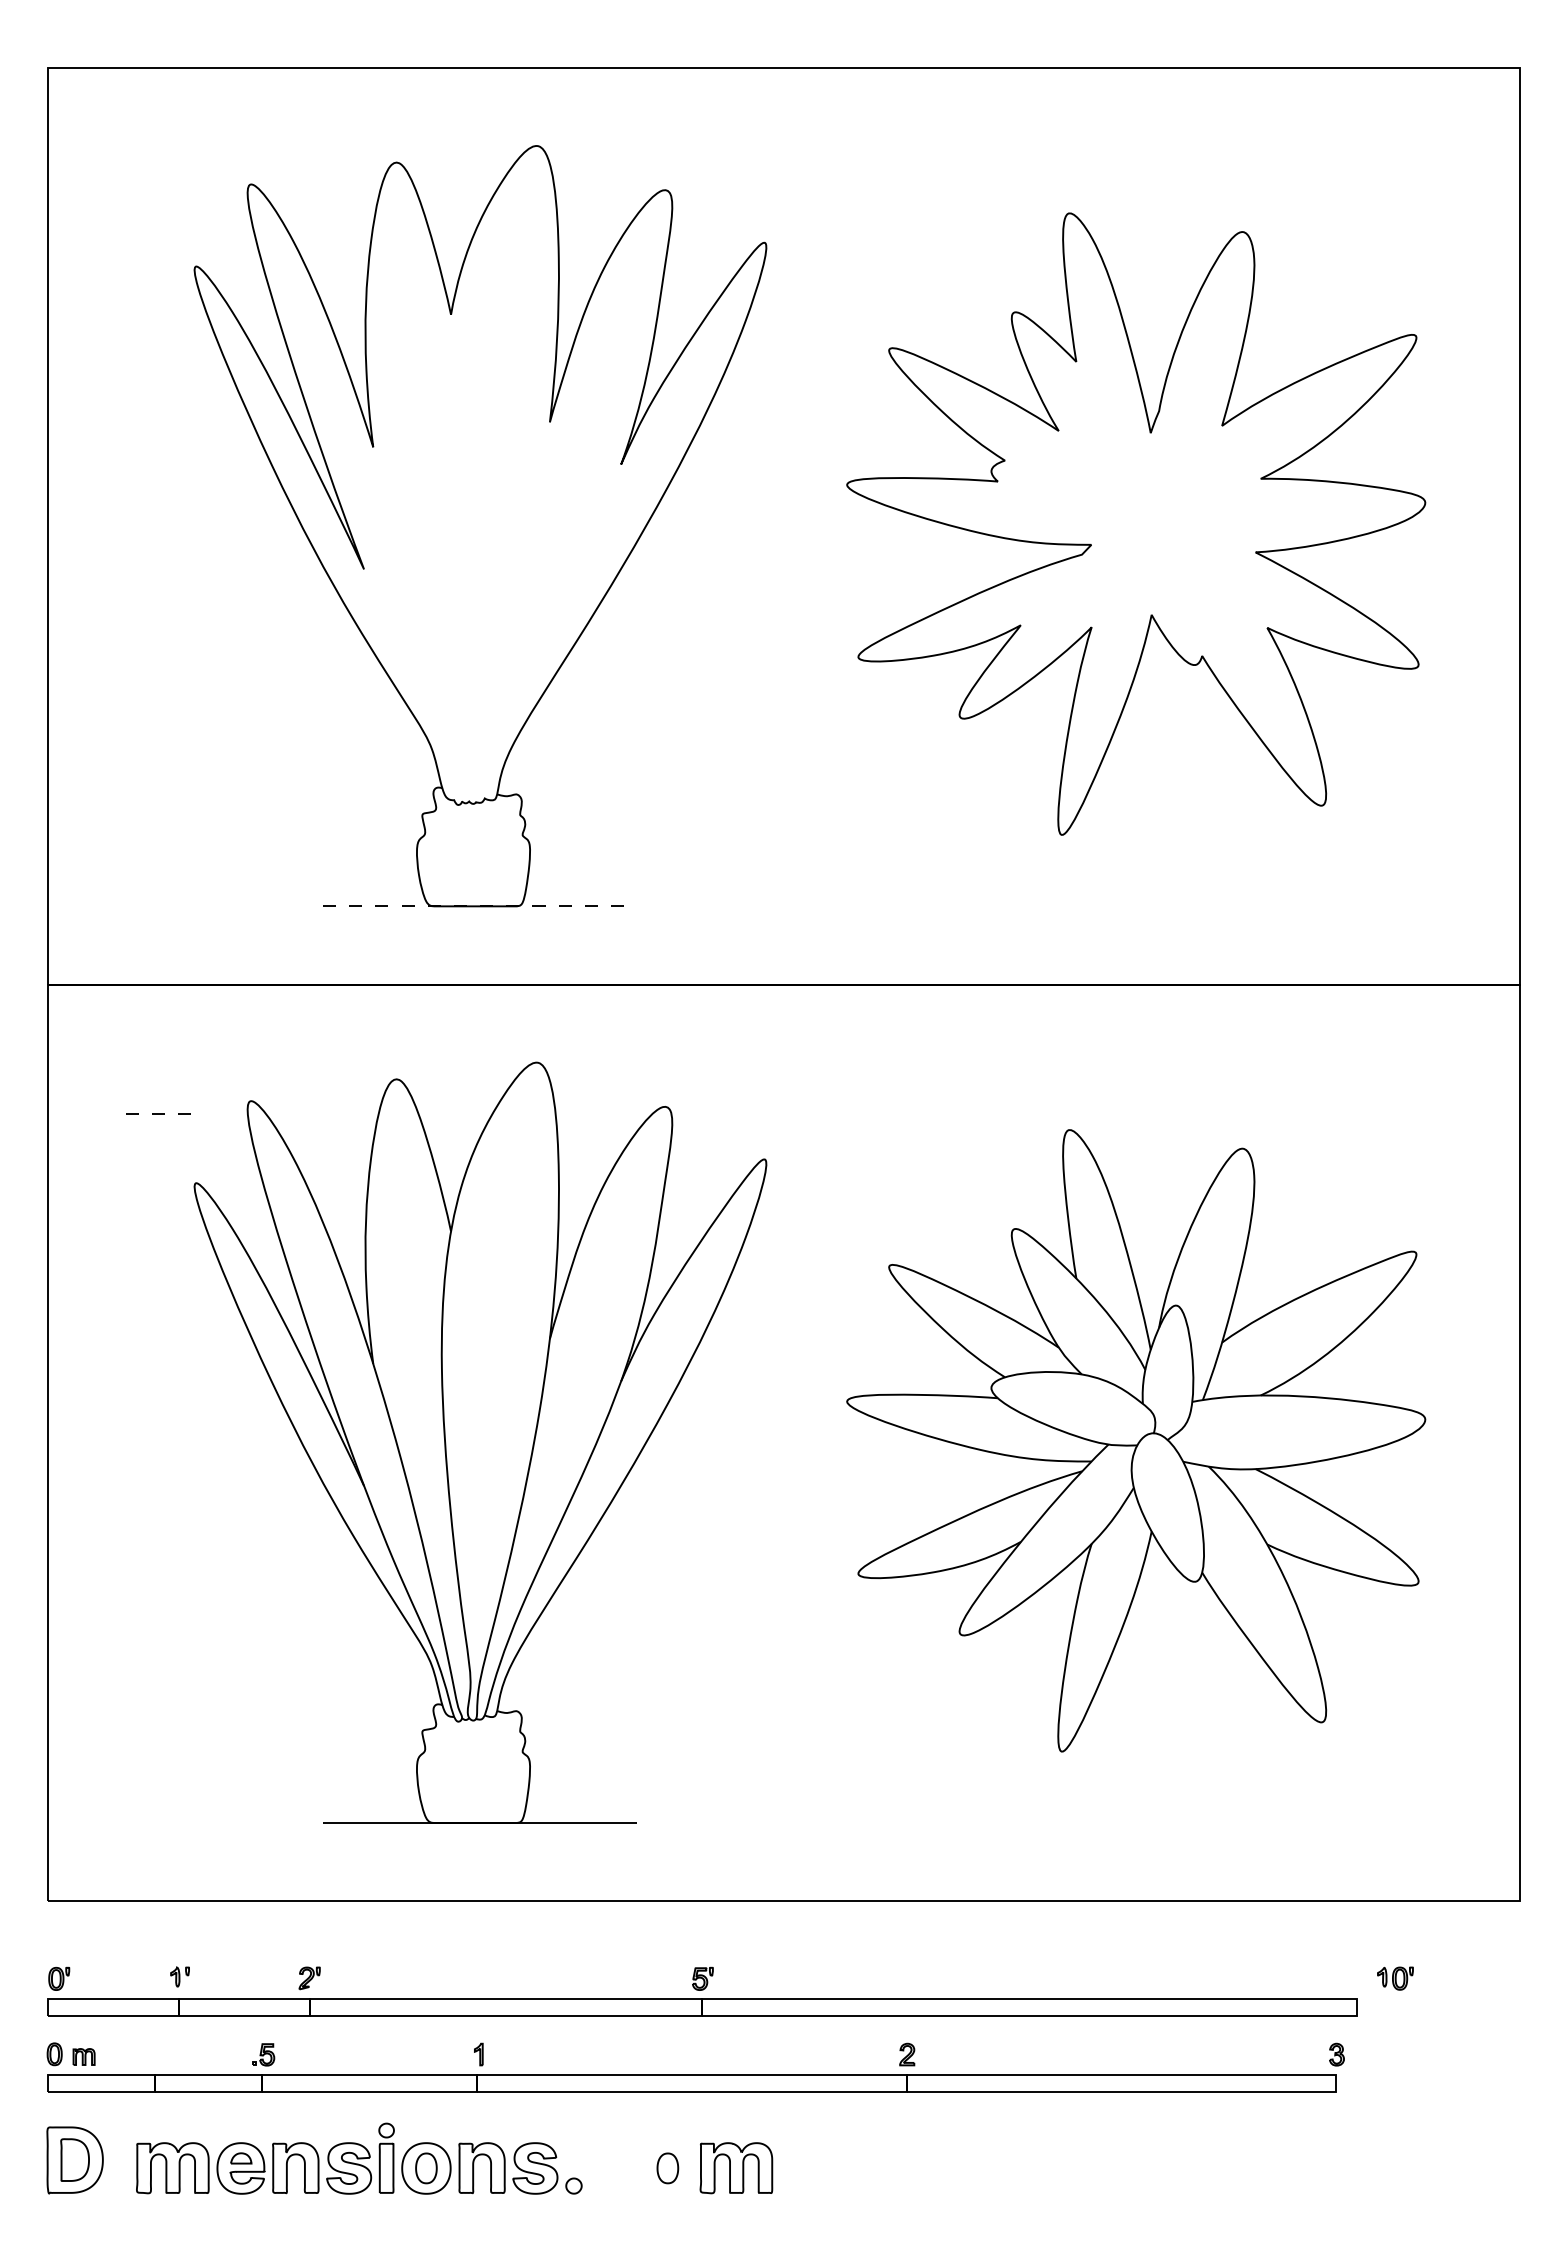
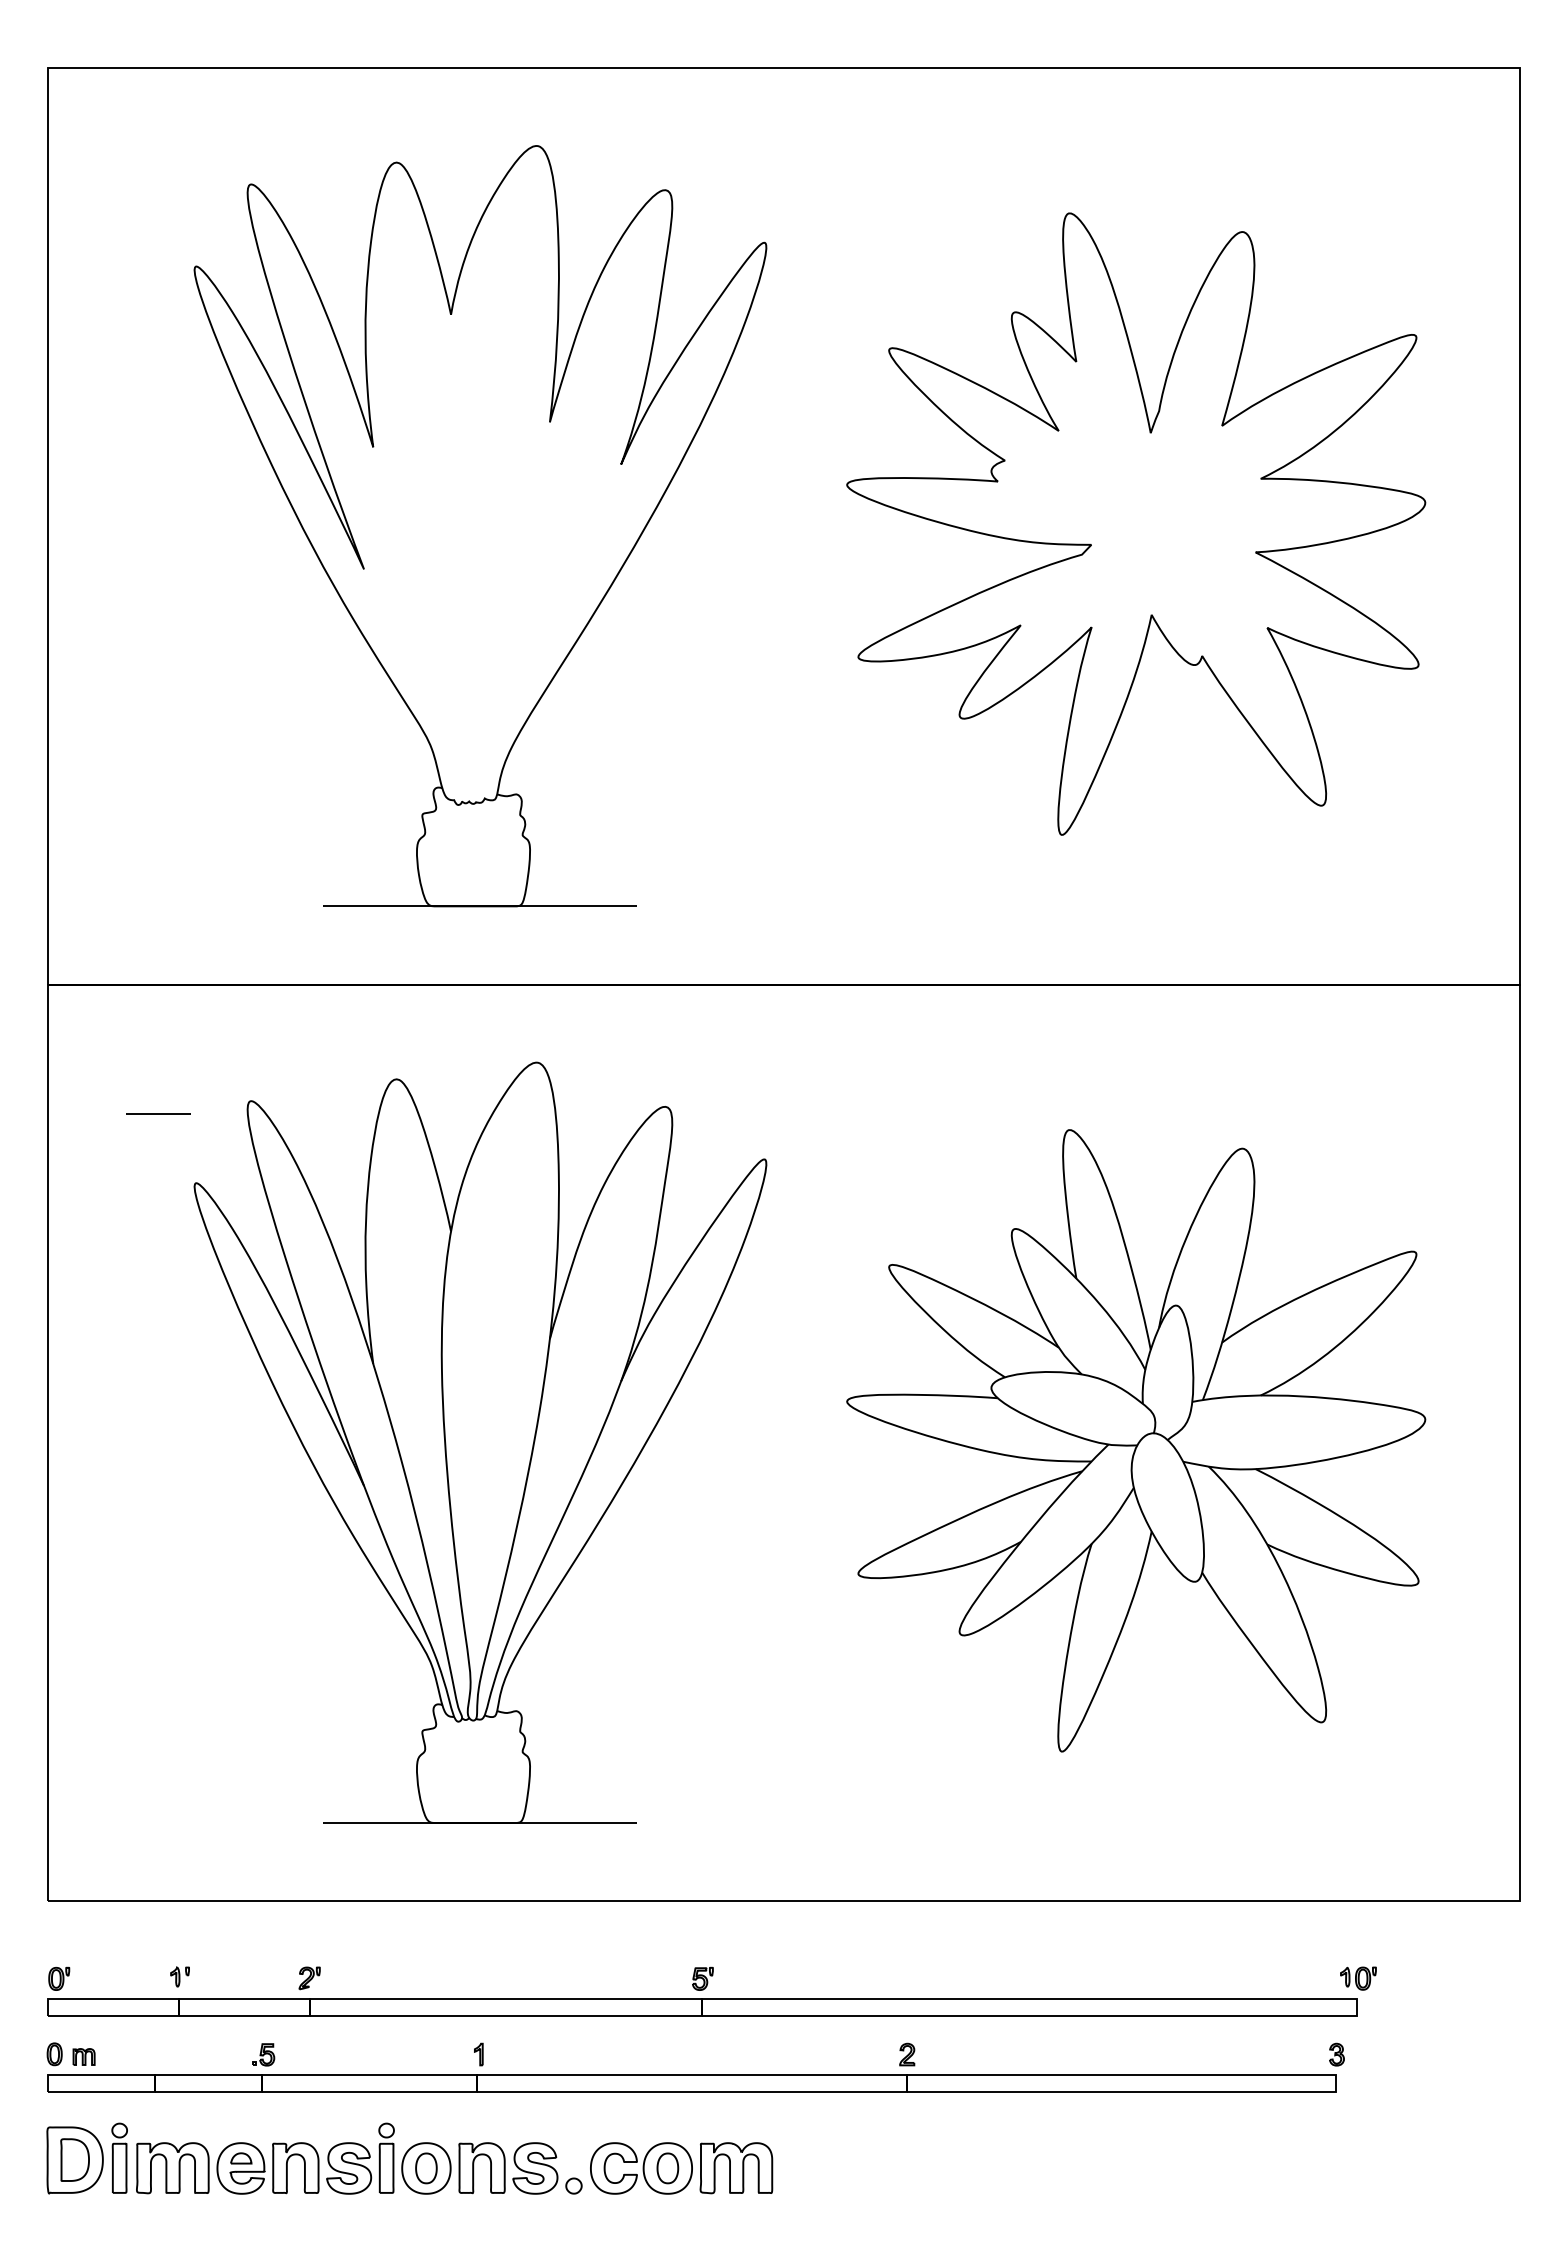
line: dashed -> solid (480, 906)
line: dashed -> solid (158, 1114)
part position: (1395, 1978) -> (1358, 1978) (1358, 1978)
part: none -> present (119, 2157)
part: none -> present (641, 2168)
